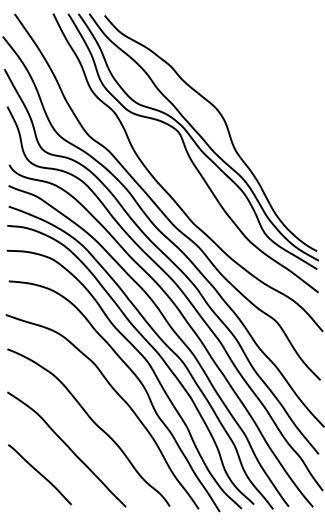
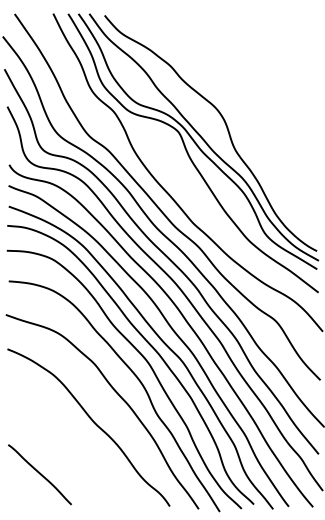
curve: present -> none (67, 447)
